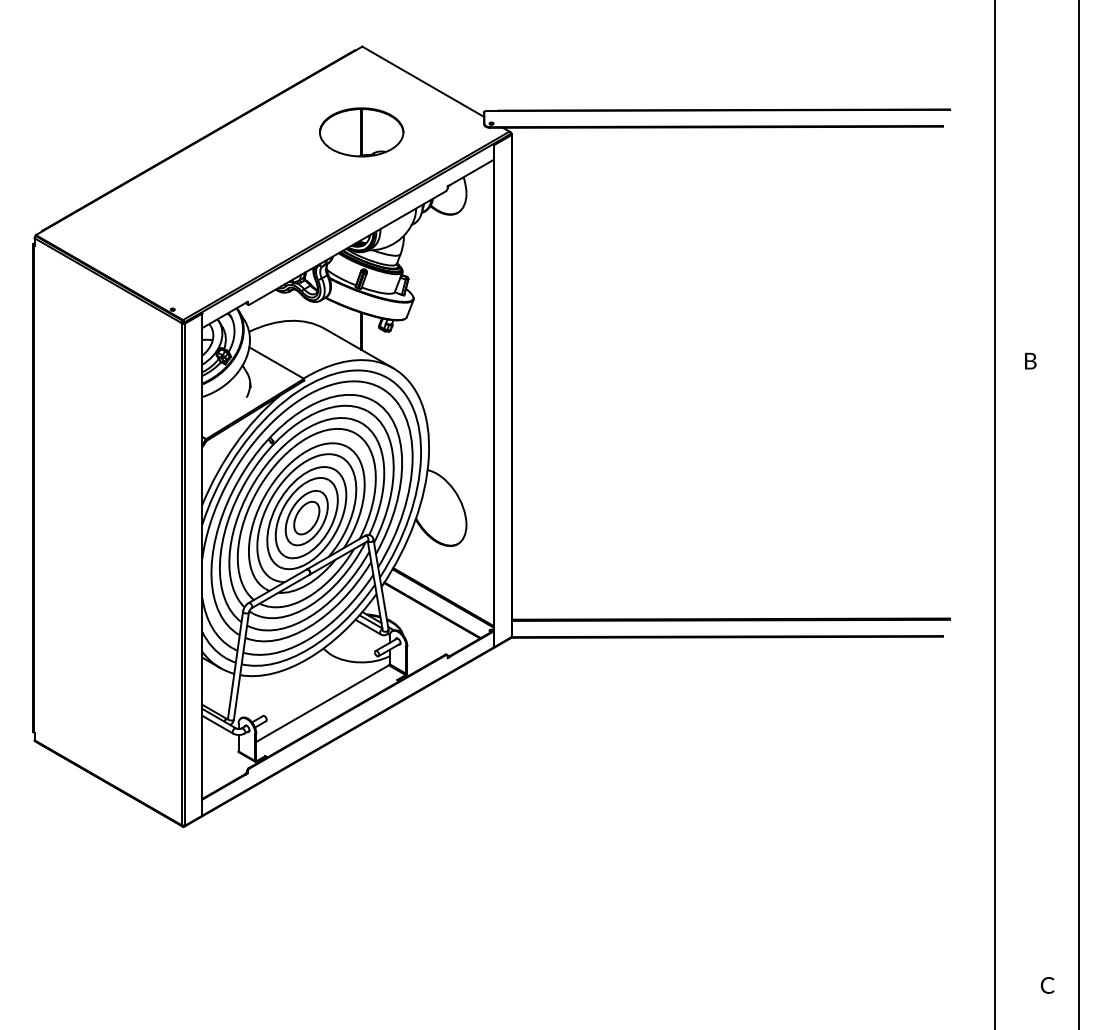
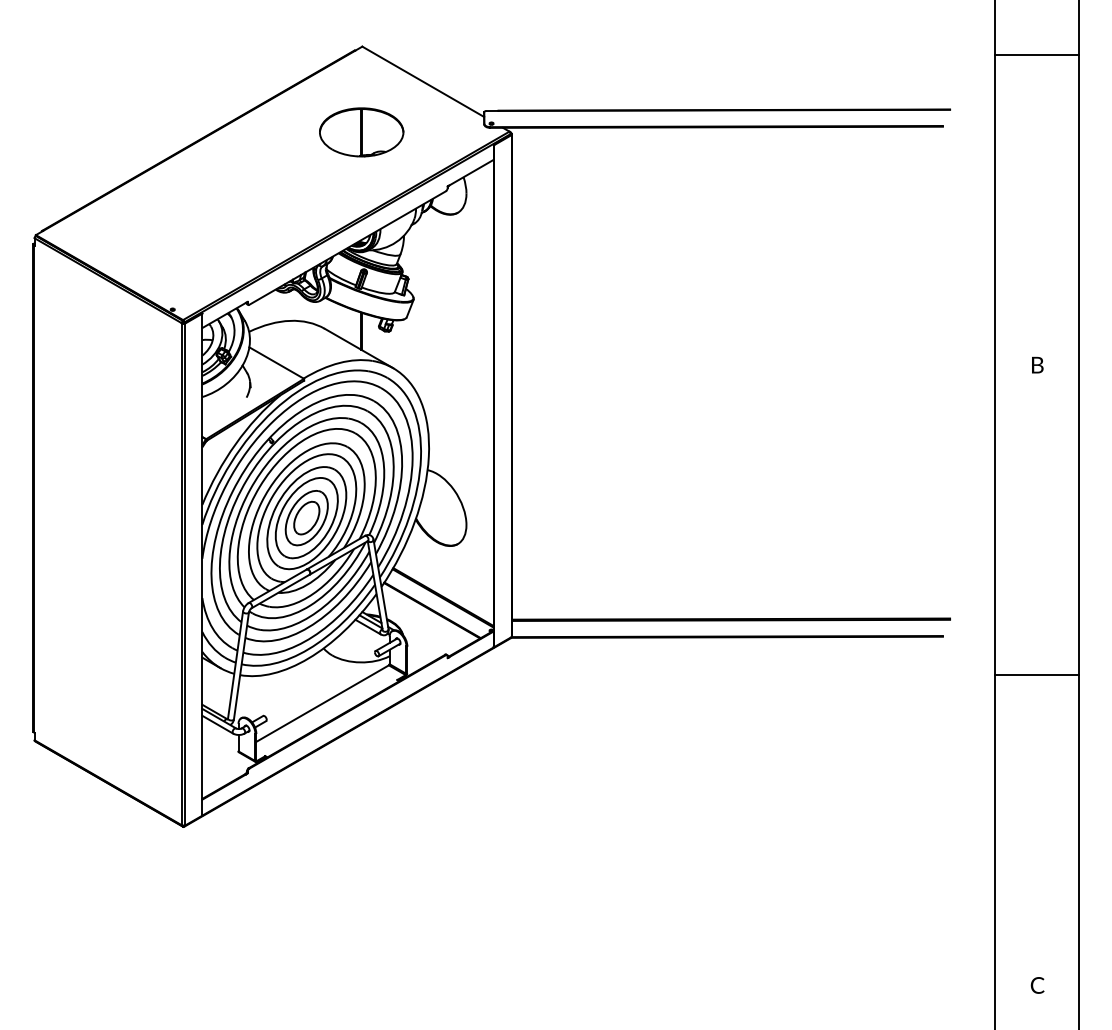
line: none -> present (1036, 55)
text position: (1030, 360) -> (1037, 364) (1037, 364)
line: none -> present (1036, 675)
text position: (1047, 985) -> (1037, 985) (1037, 985)
